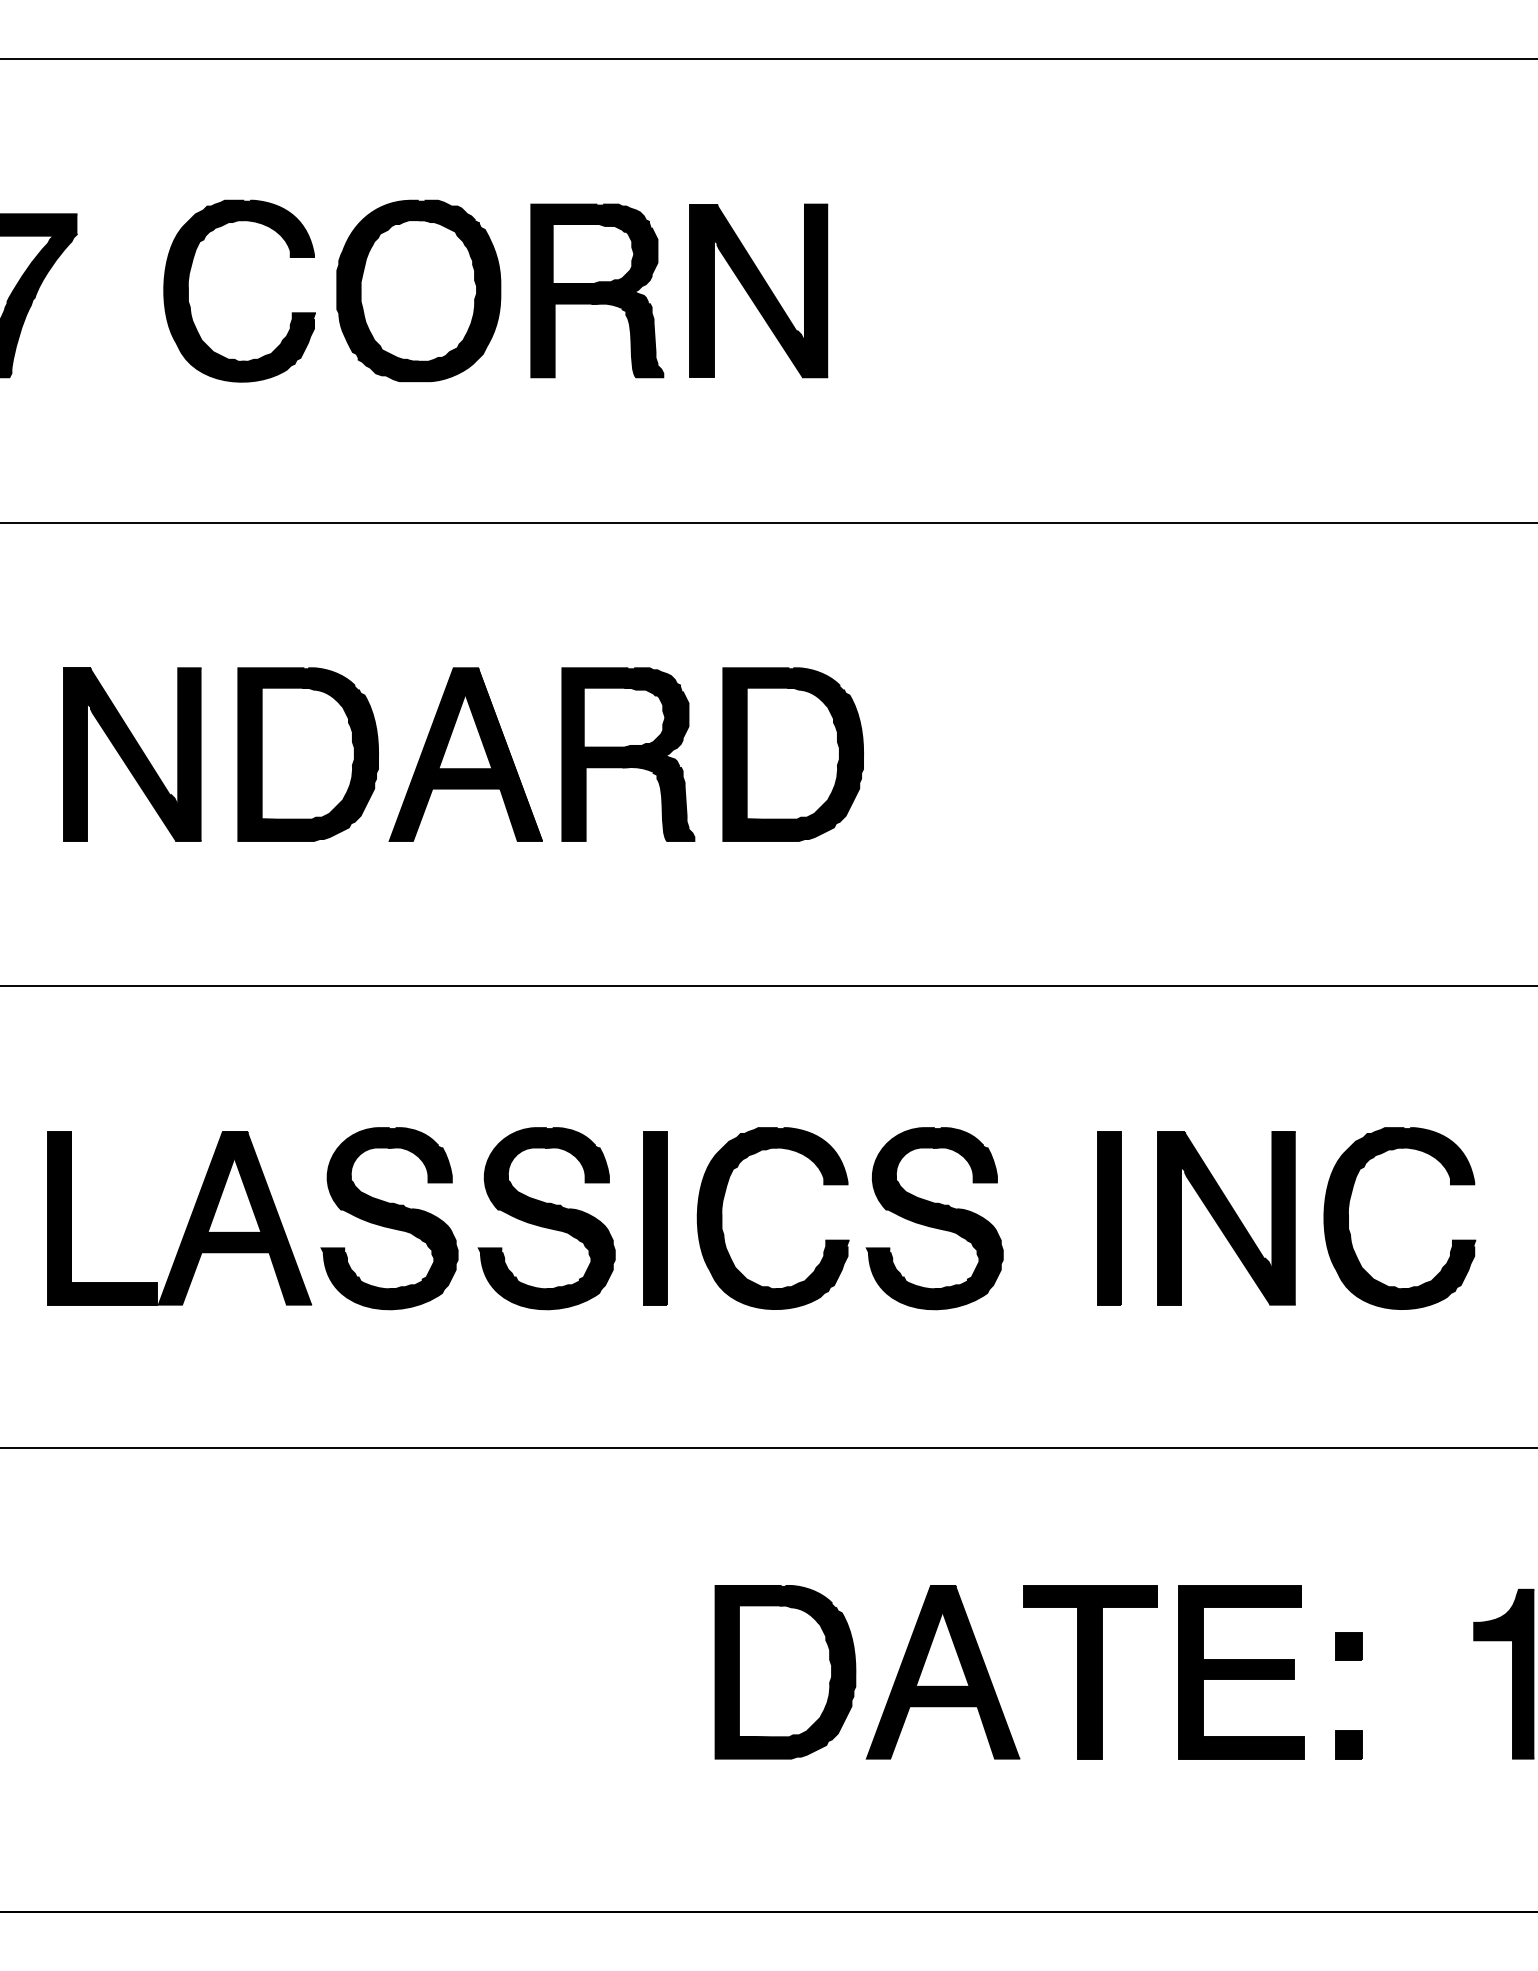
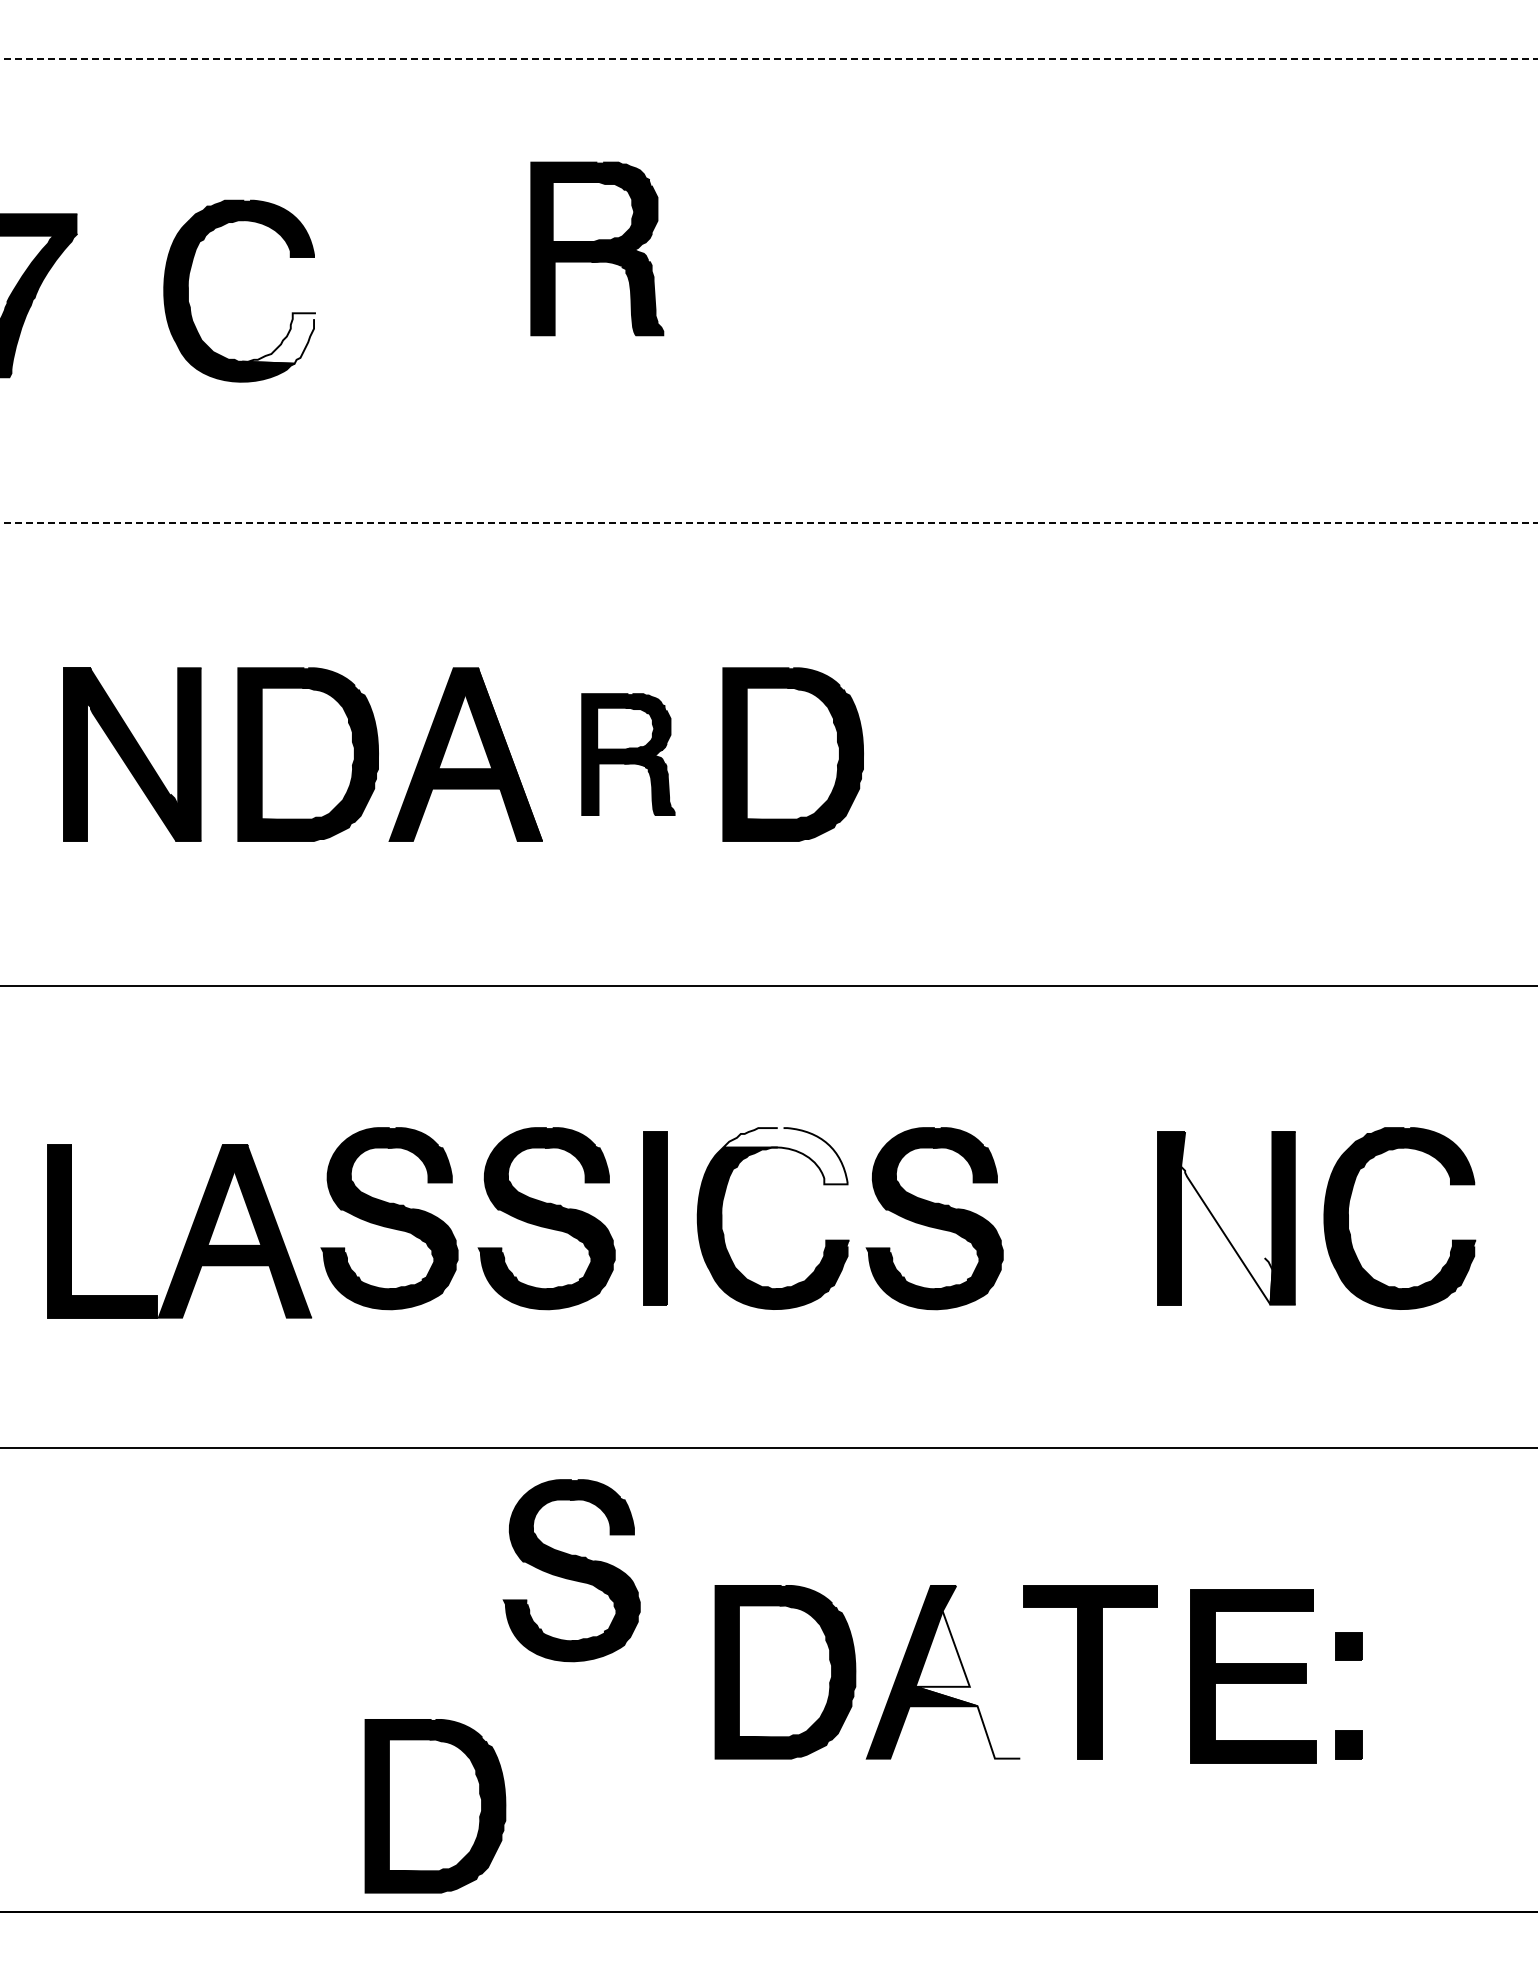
line: solid -> dashed (768, 59)
part: present -> none (418, 290)
part position: (597, 290) -> (597, 248) (597, 248)
part: present -> none (758, 290)
fill: present -> none (278, 338)
line: solid -> dashed (768, 522)
part size: 135x175 px -> 95x123 px (628, 754)
fill: present -> none (785, 1156)
fill: present -> none (1226, 1217)
part: present -> none (1109, 1218)
part position: (188, 1221) -> (188, 1234) (188, 1234)
part: none -> present (571, 1570)
fill: present -> none (967, 1671)
part position: (1241, 1672) -> (1253, 1676) (1253, 1676)
part: present -> none (1512, 1673)
part: none -> present (435, 1806)
